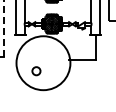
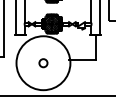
line: dashed -> solid (3, 28)
circle position: (36, 71) -> (43, 63) (43, 63)
line: none -> present (57, 96)
